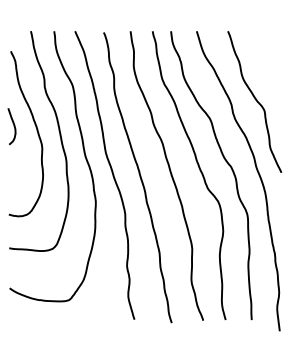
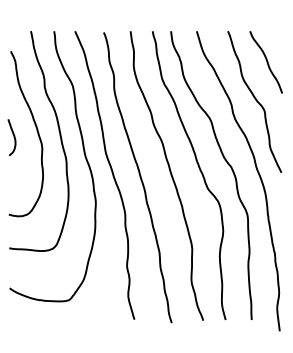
curve: none -> present (266, 62)
curve position: (13, 126) -> (13, 137) (13, 137)
